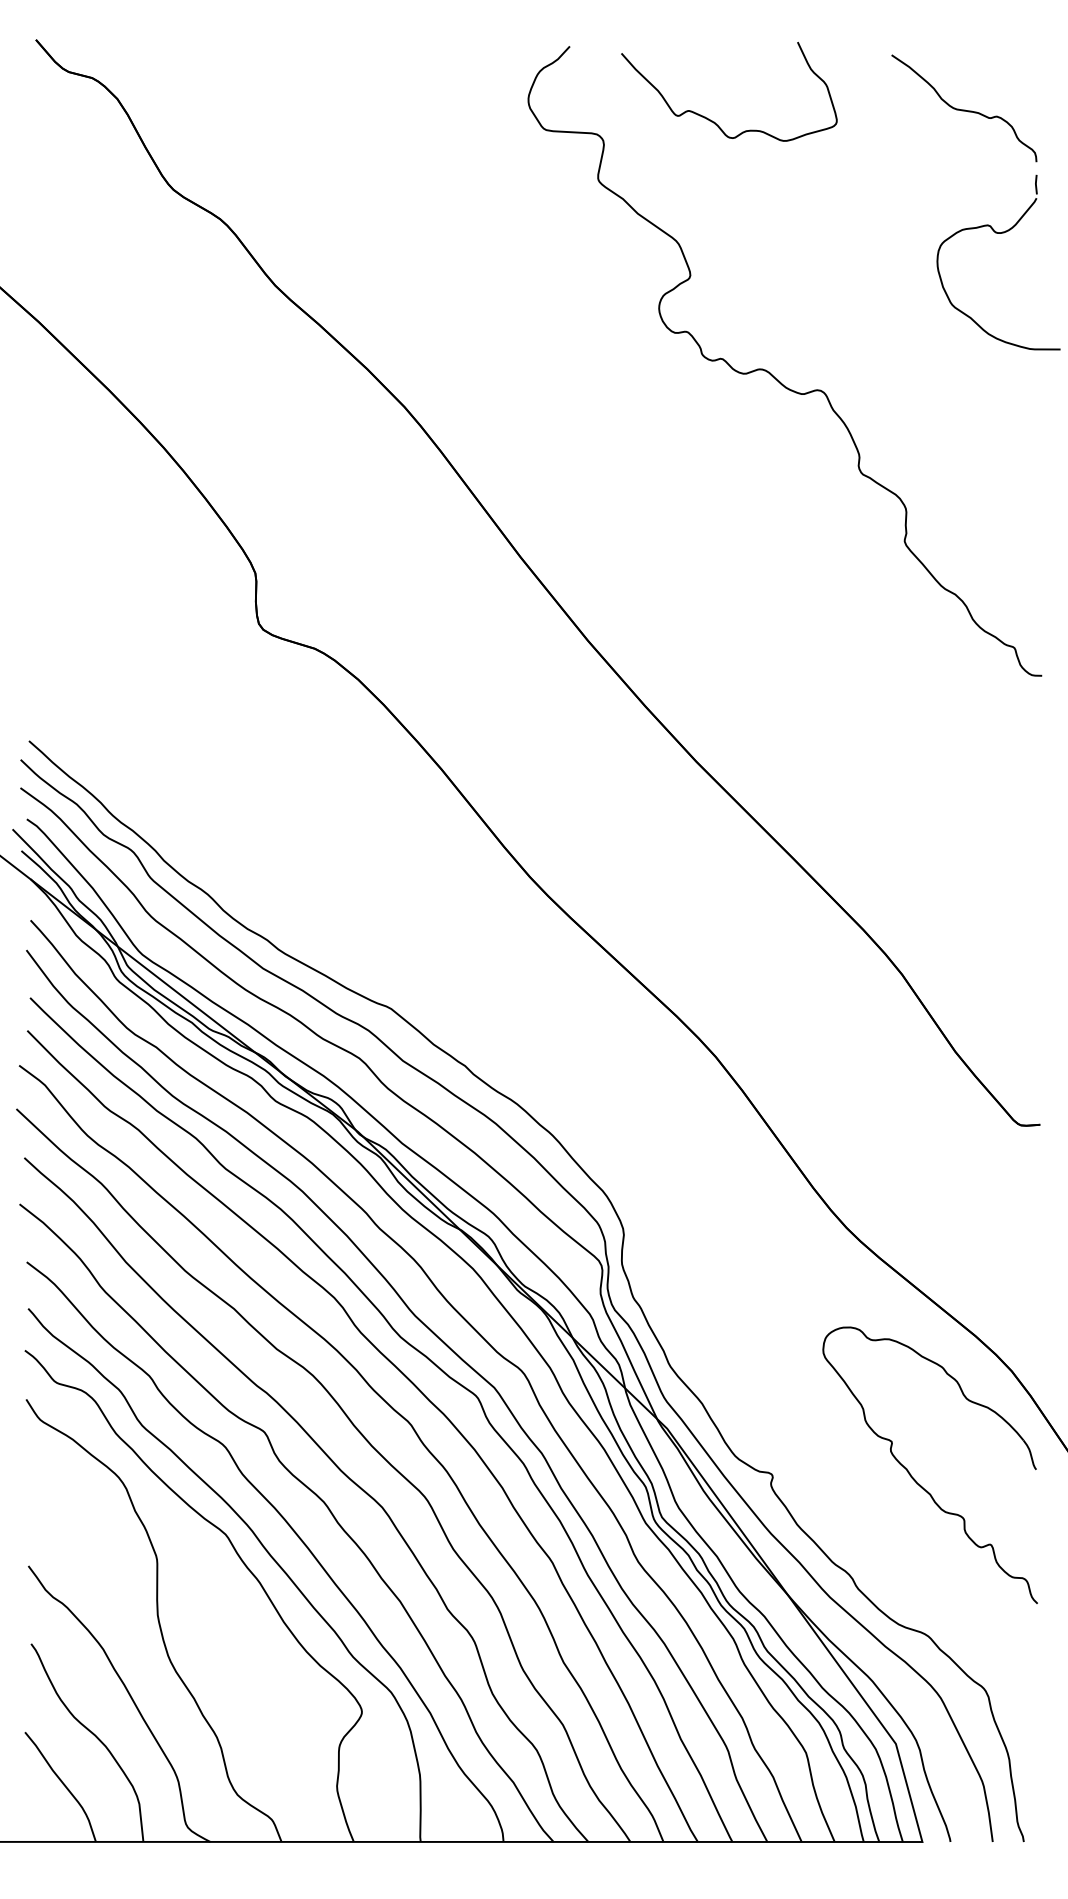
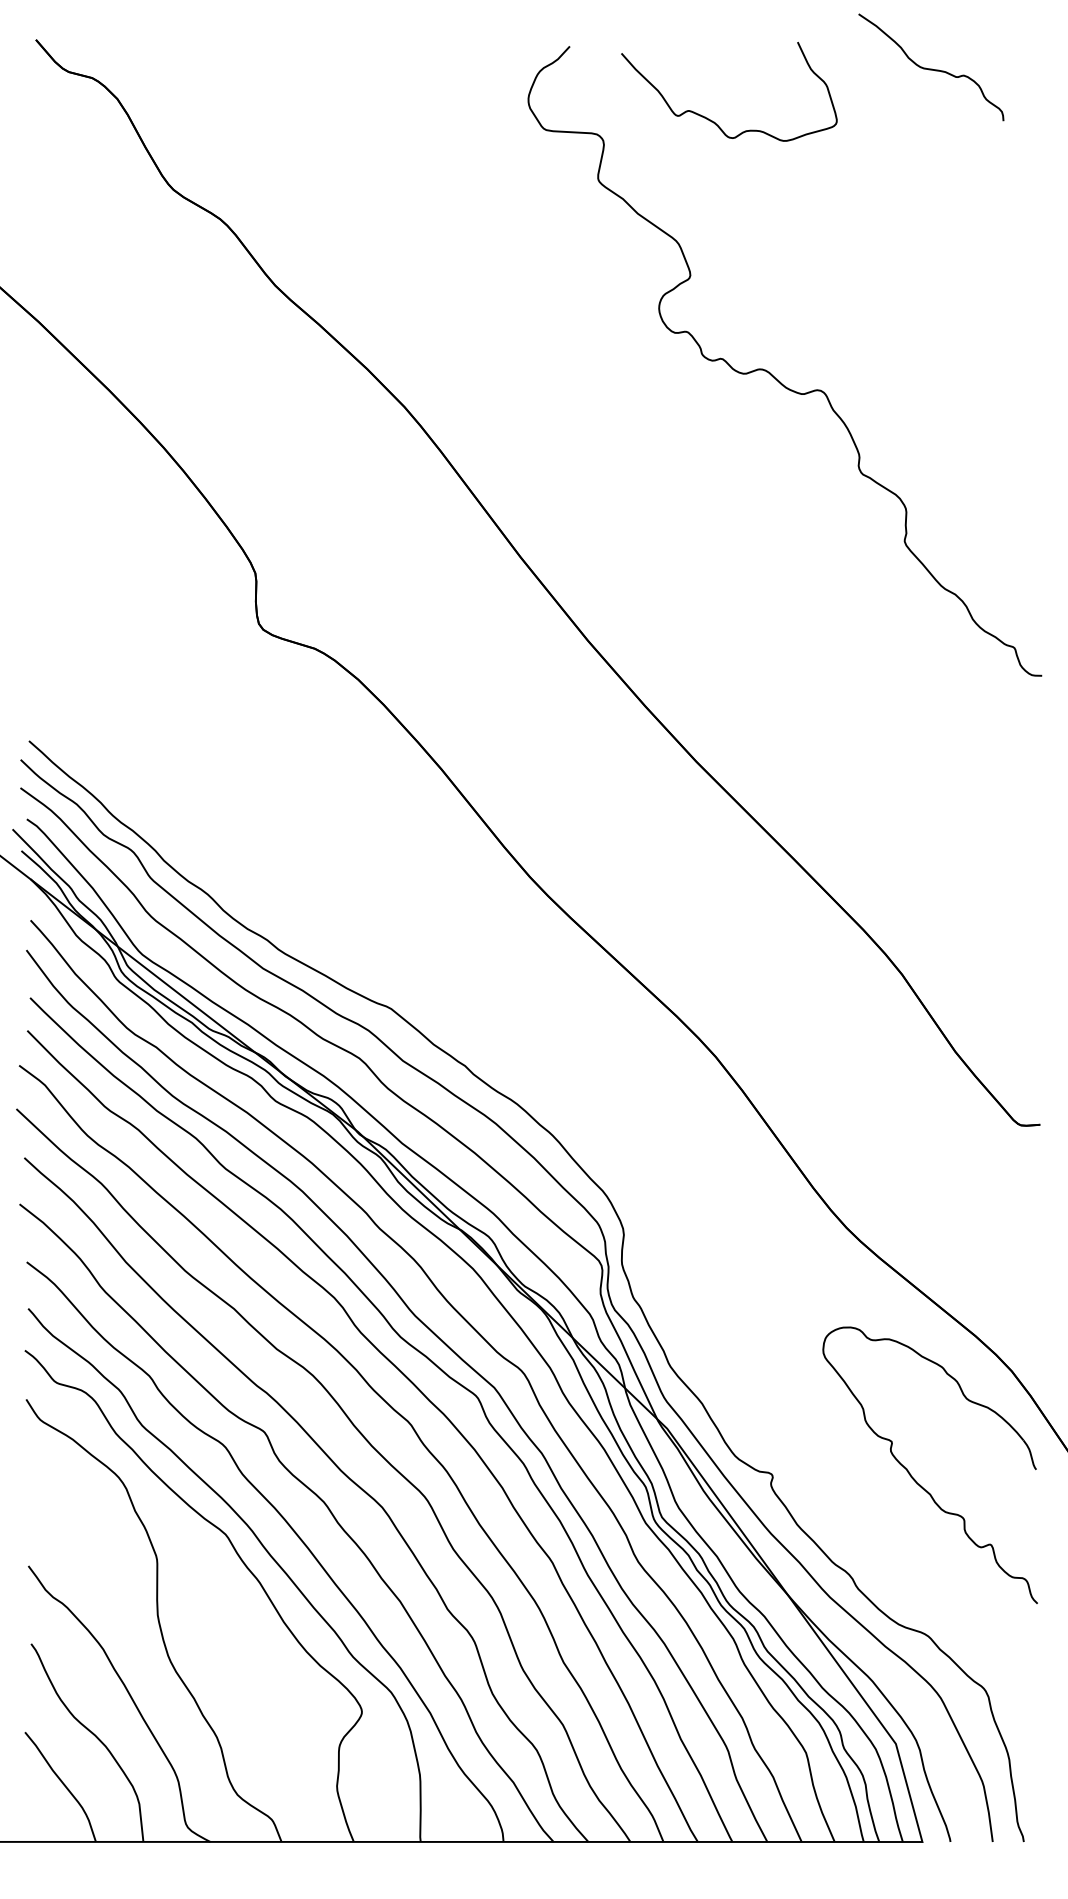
curve position: (964, 109) -> (931, 68) (931, 68)
part: present -> none (998, 233)
